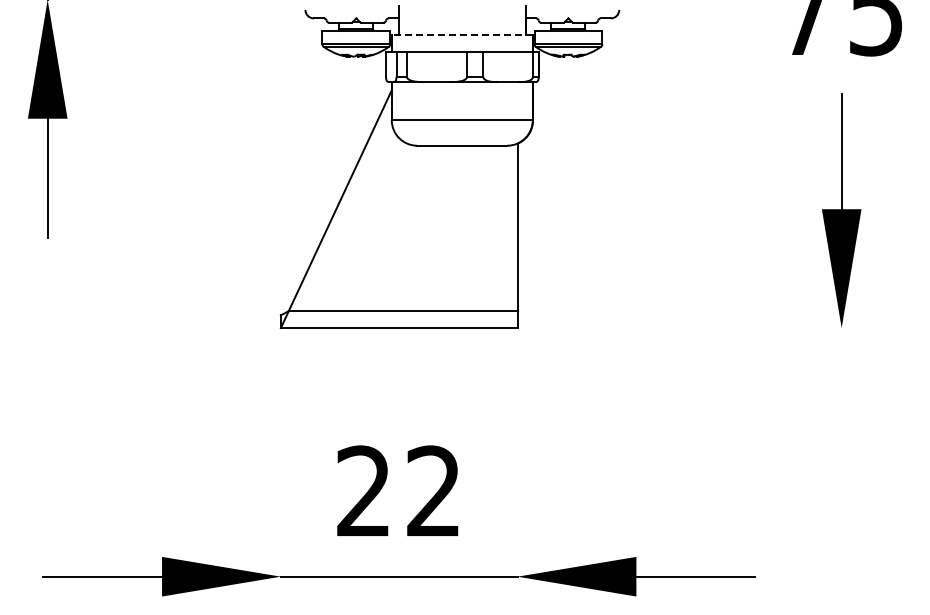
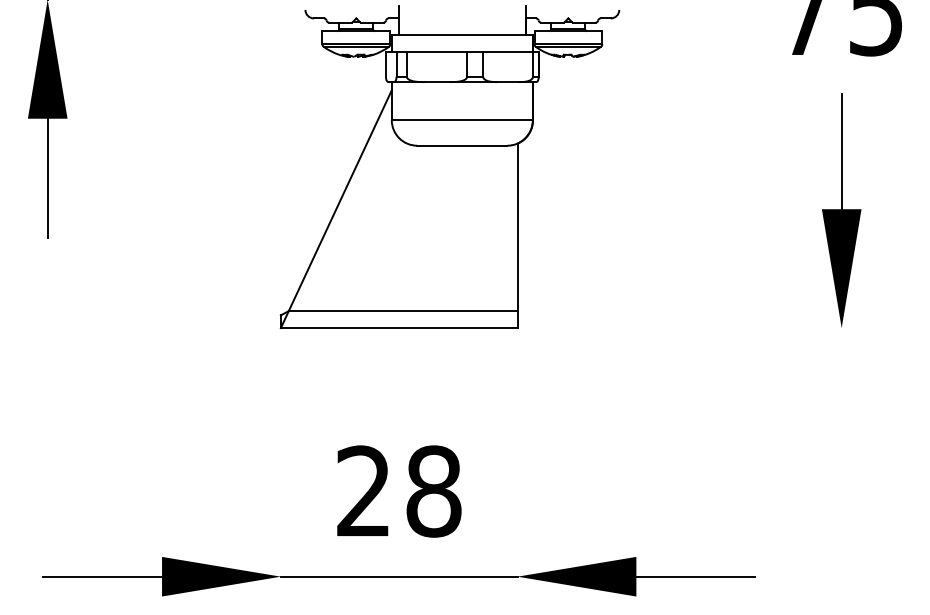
line: dashed -> solid (462, 35)
text: 22 -> 28 (433, 491)
